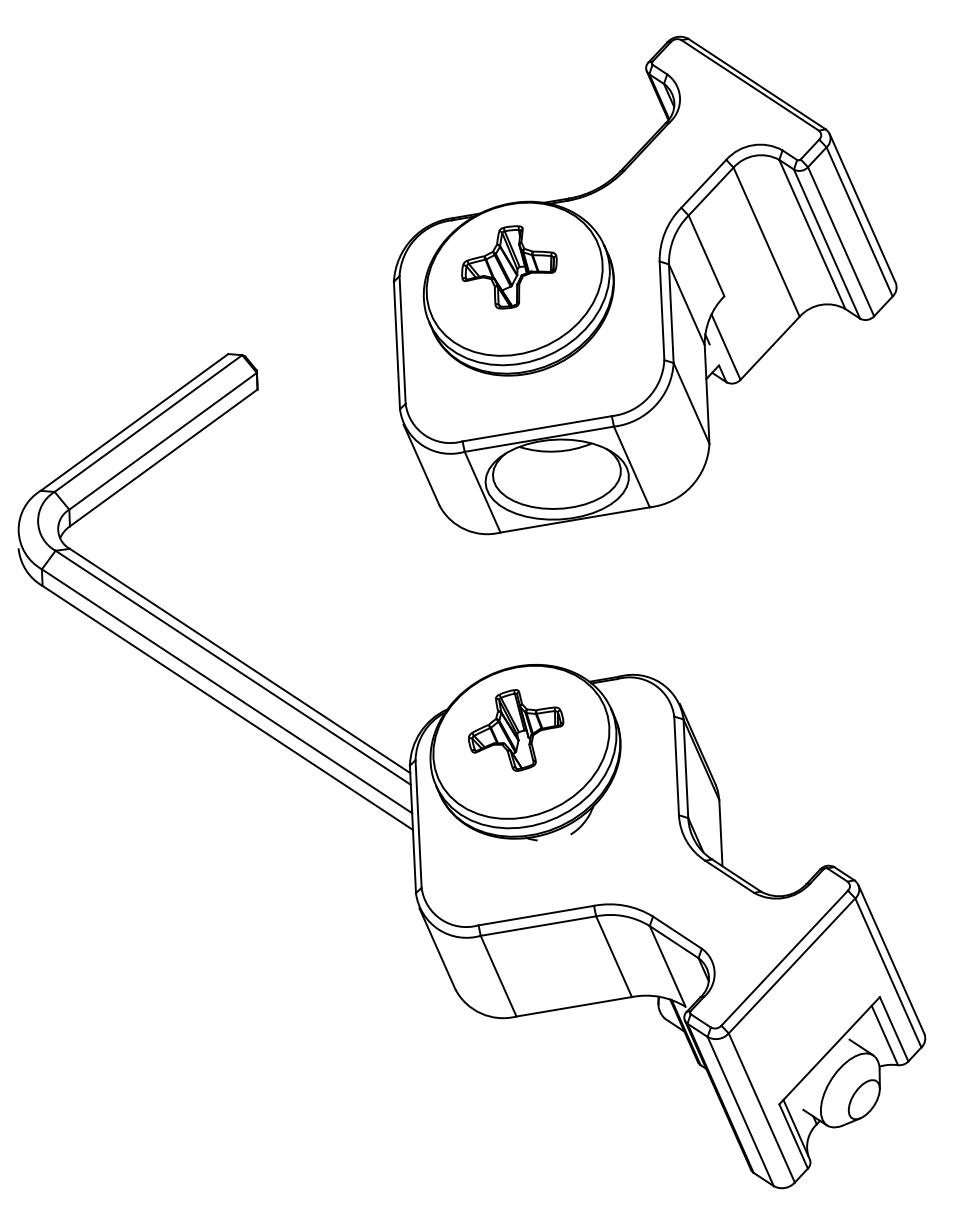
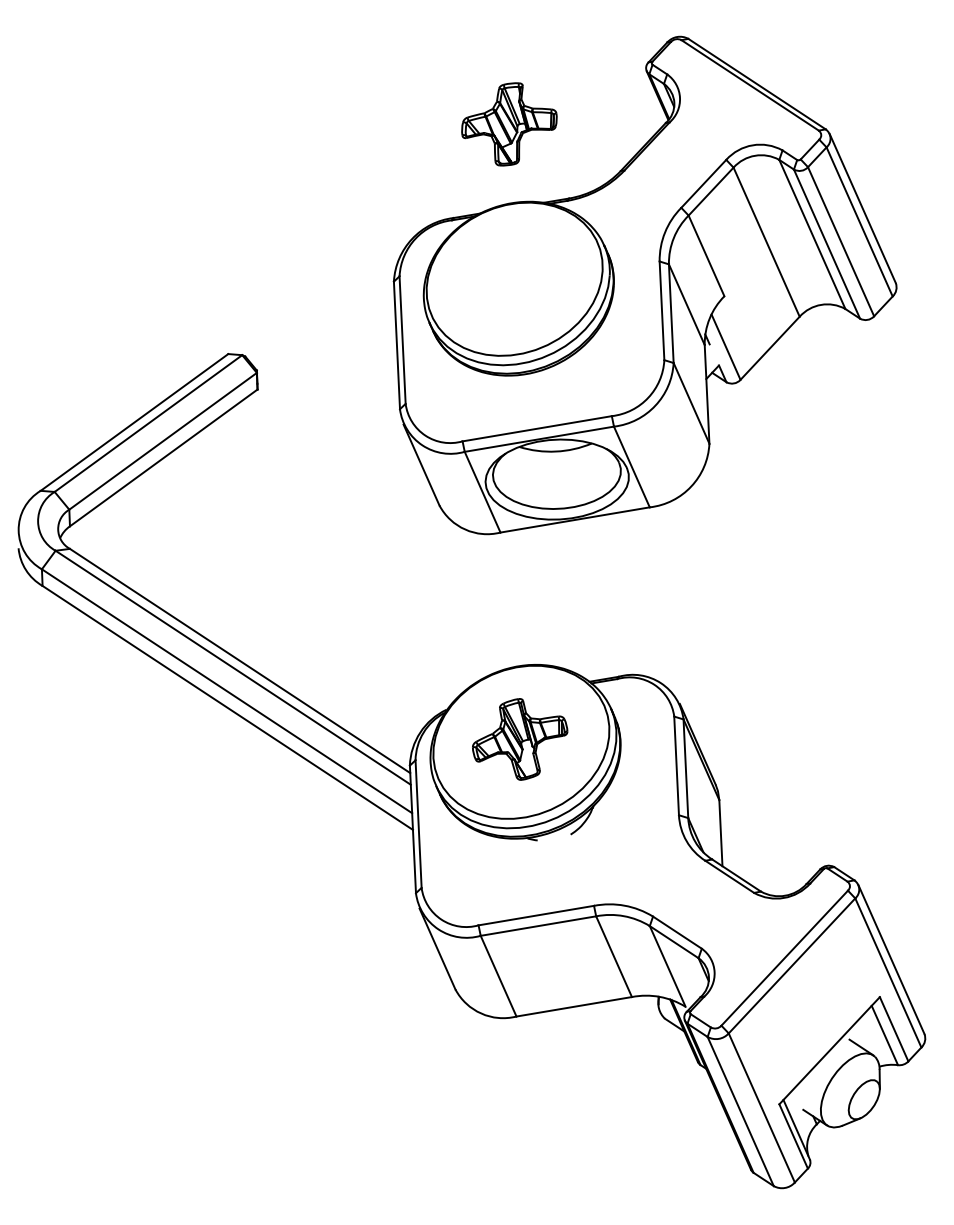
part position: (509, 267) -> (509, 124) (509, 124)
part position: (516, 730) -> (520, 739) (520, 739)
